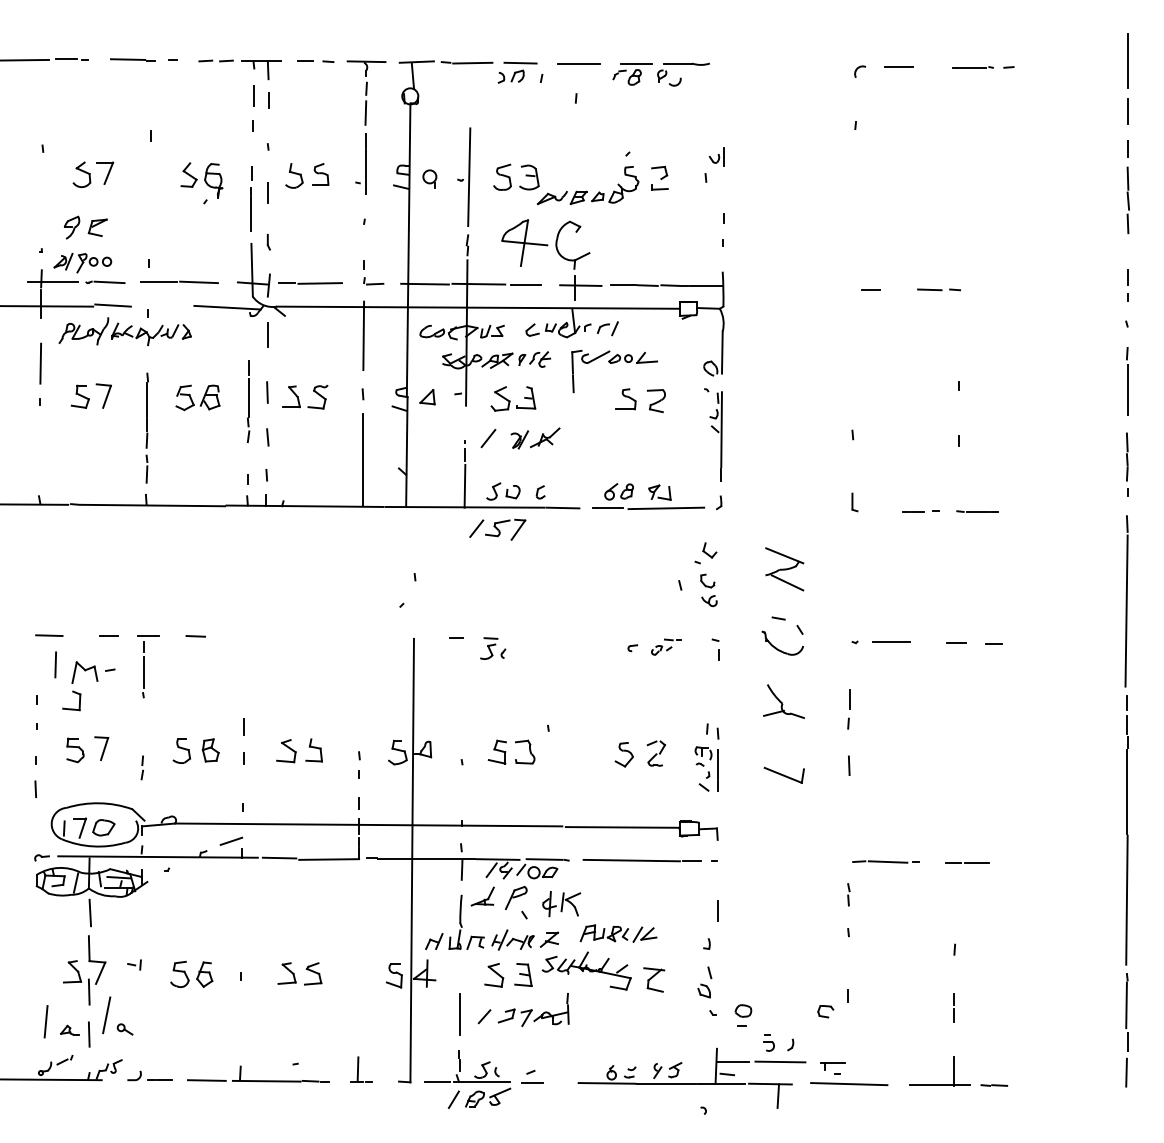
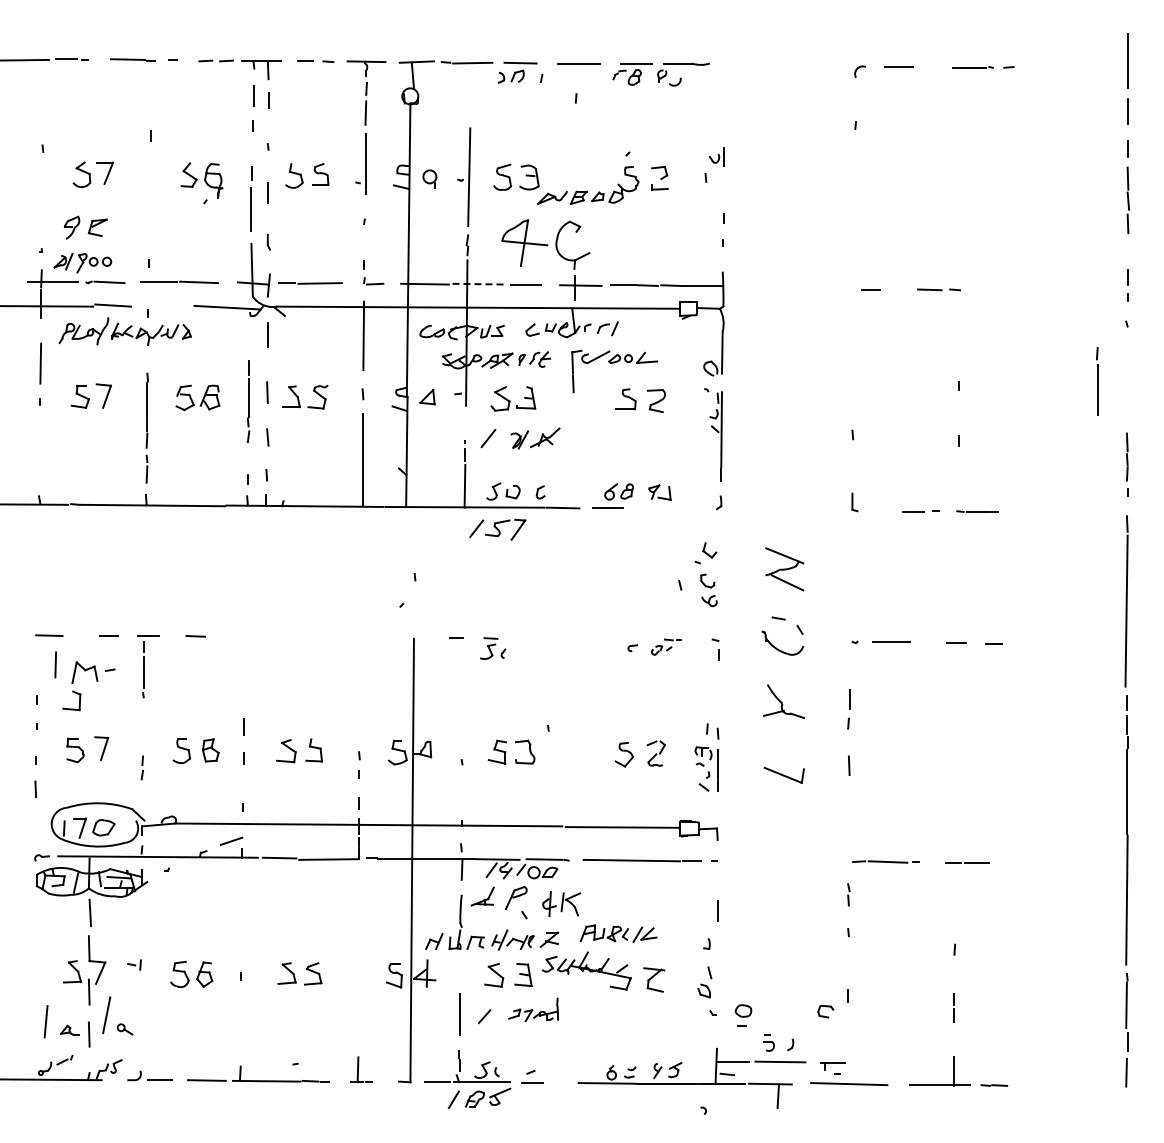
line: solid -> dashed (479, 284)
line position: (1127, 381) -> (1097, 381) (1097, 381)
line: present -> none (666, 508)
part size: 73x34 px -> 51x26 px (533, 1009)
